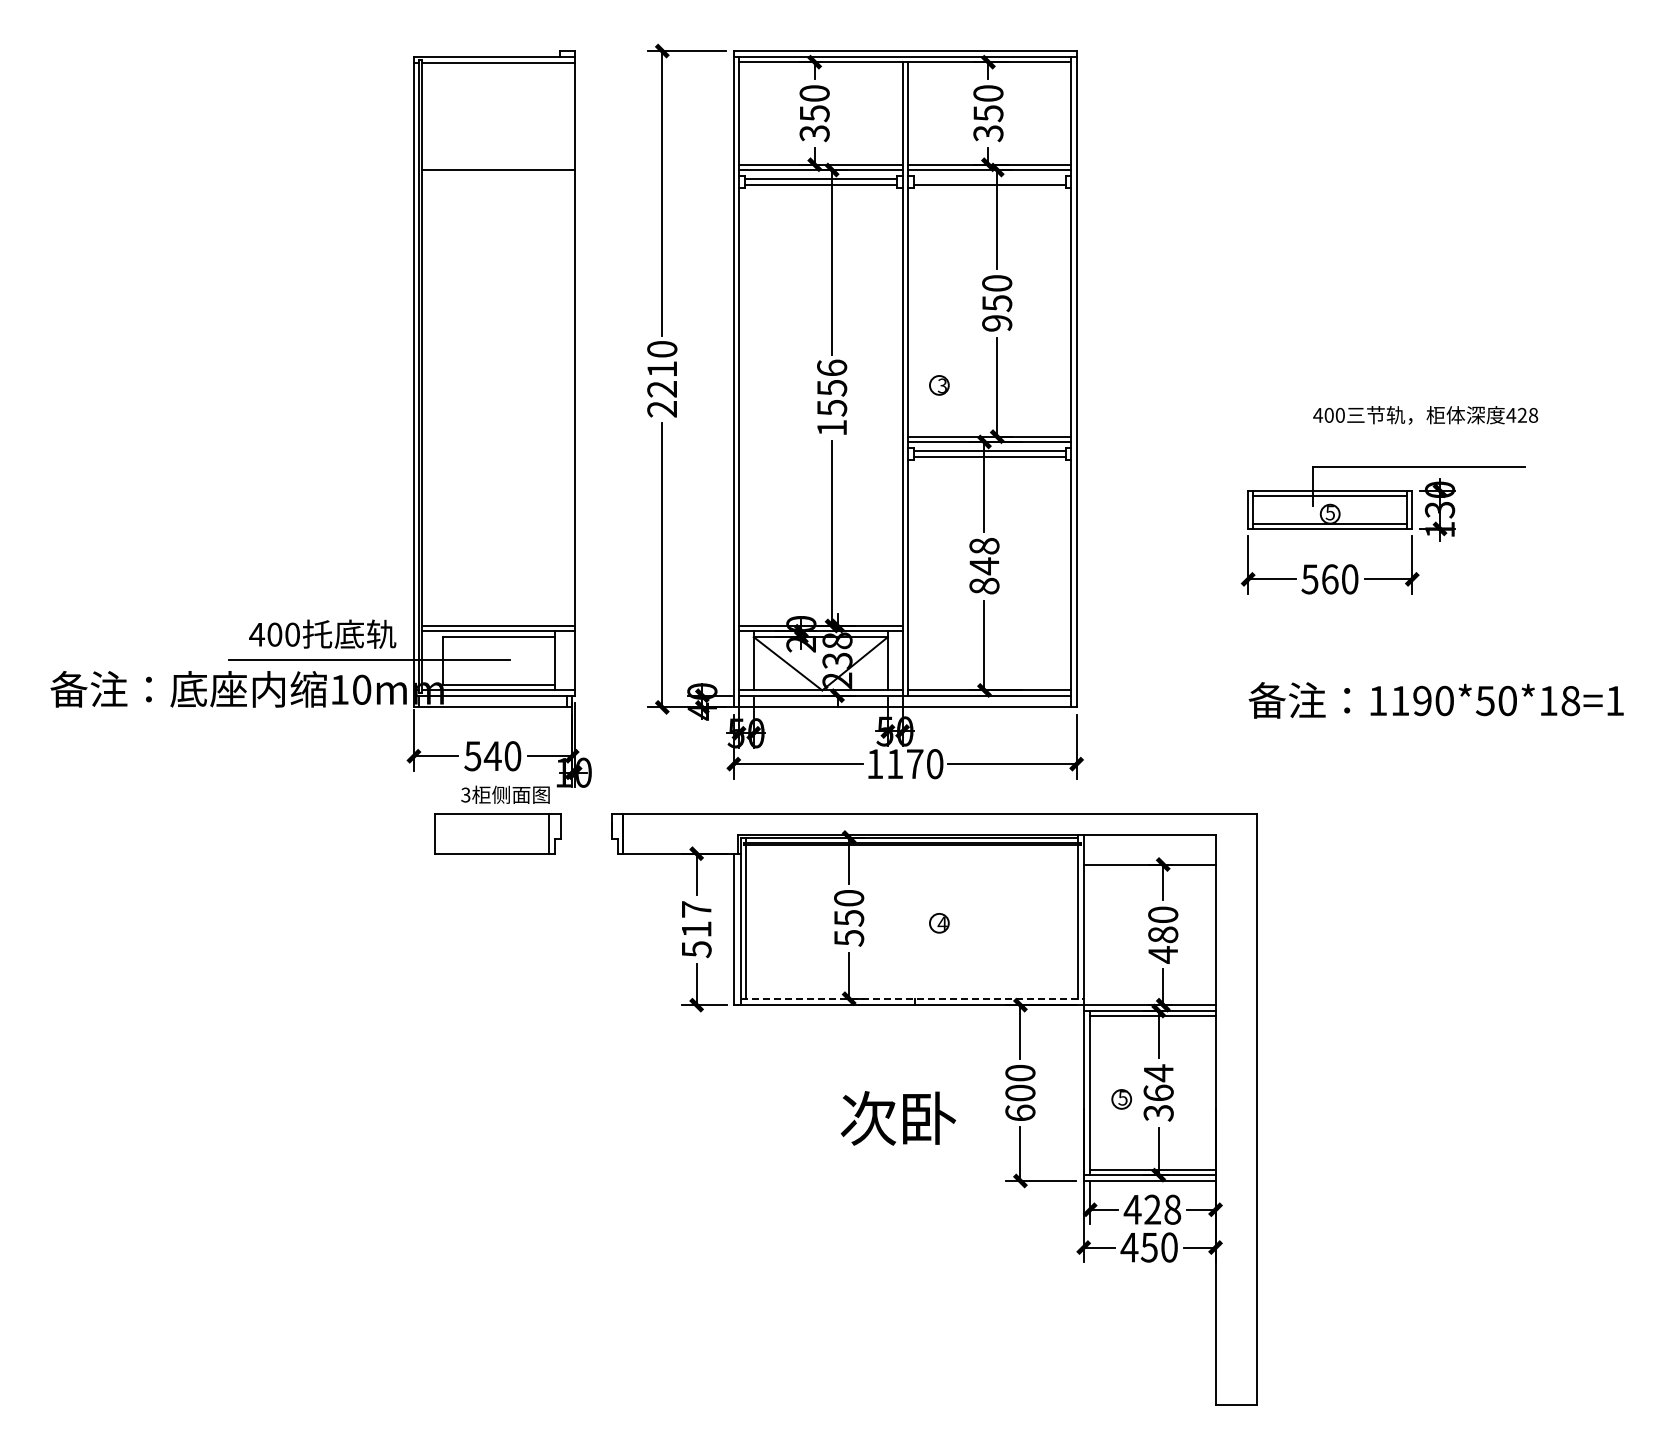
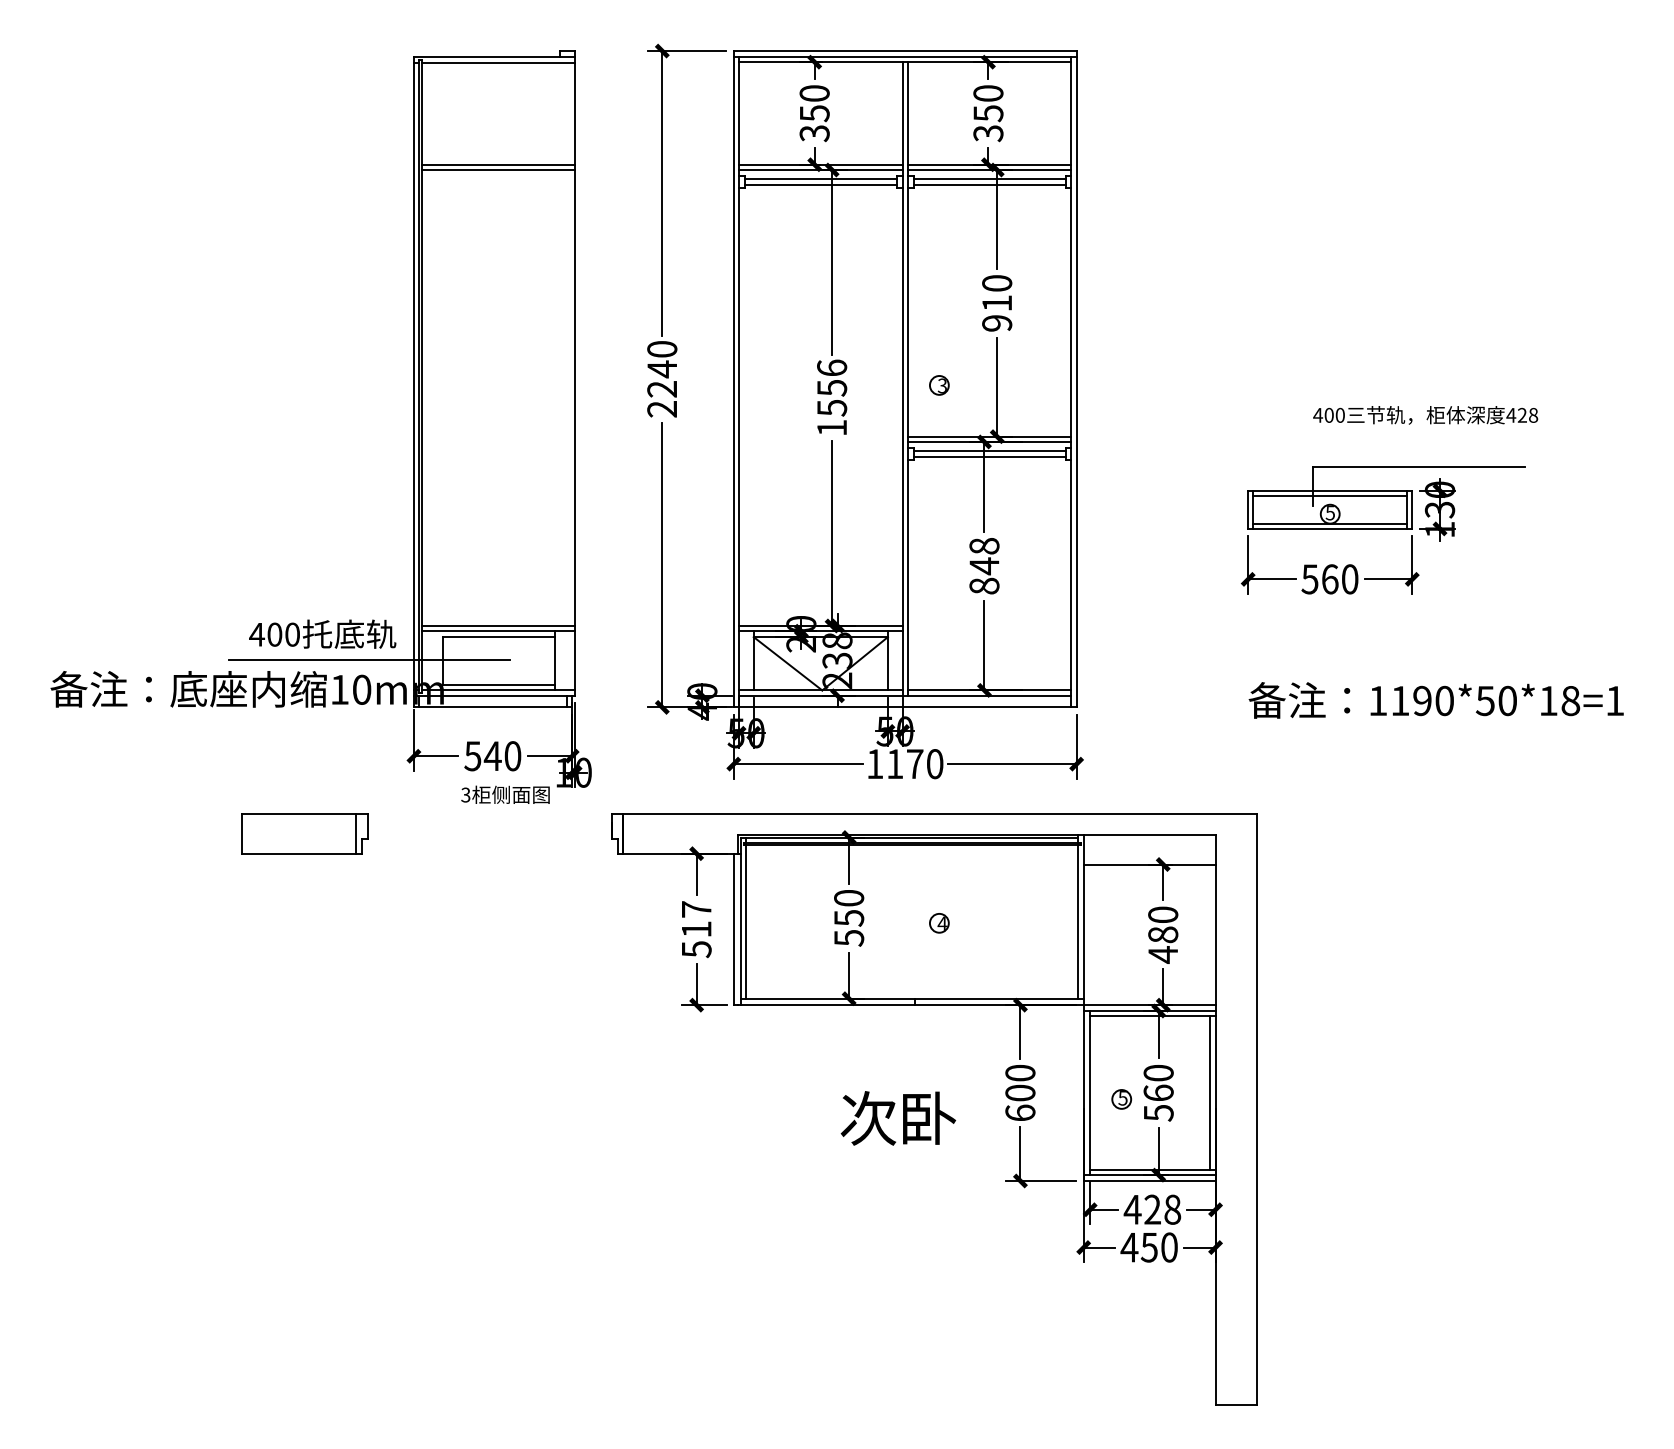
line: none -> present (498, 164)
line: none -> present (989, 178)
text: 950 -> 910 (997, 303)
text: 2210 -> 2240 (661, 369)
part position: (497, 833) -> (304, 833) (304, 833)
line: dashed -> solid (912, 998)
text: 364 -> 560 (1158, 1092)
line: none -> present (1210, 1092)
